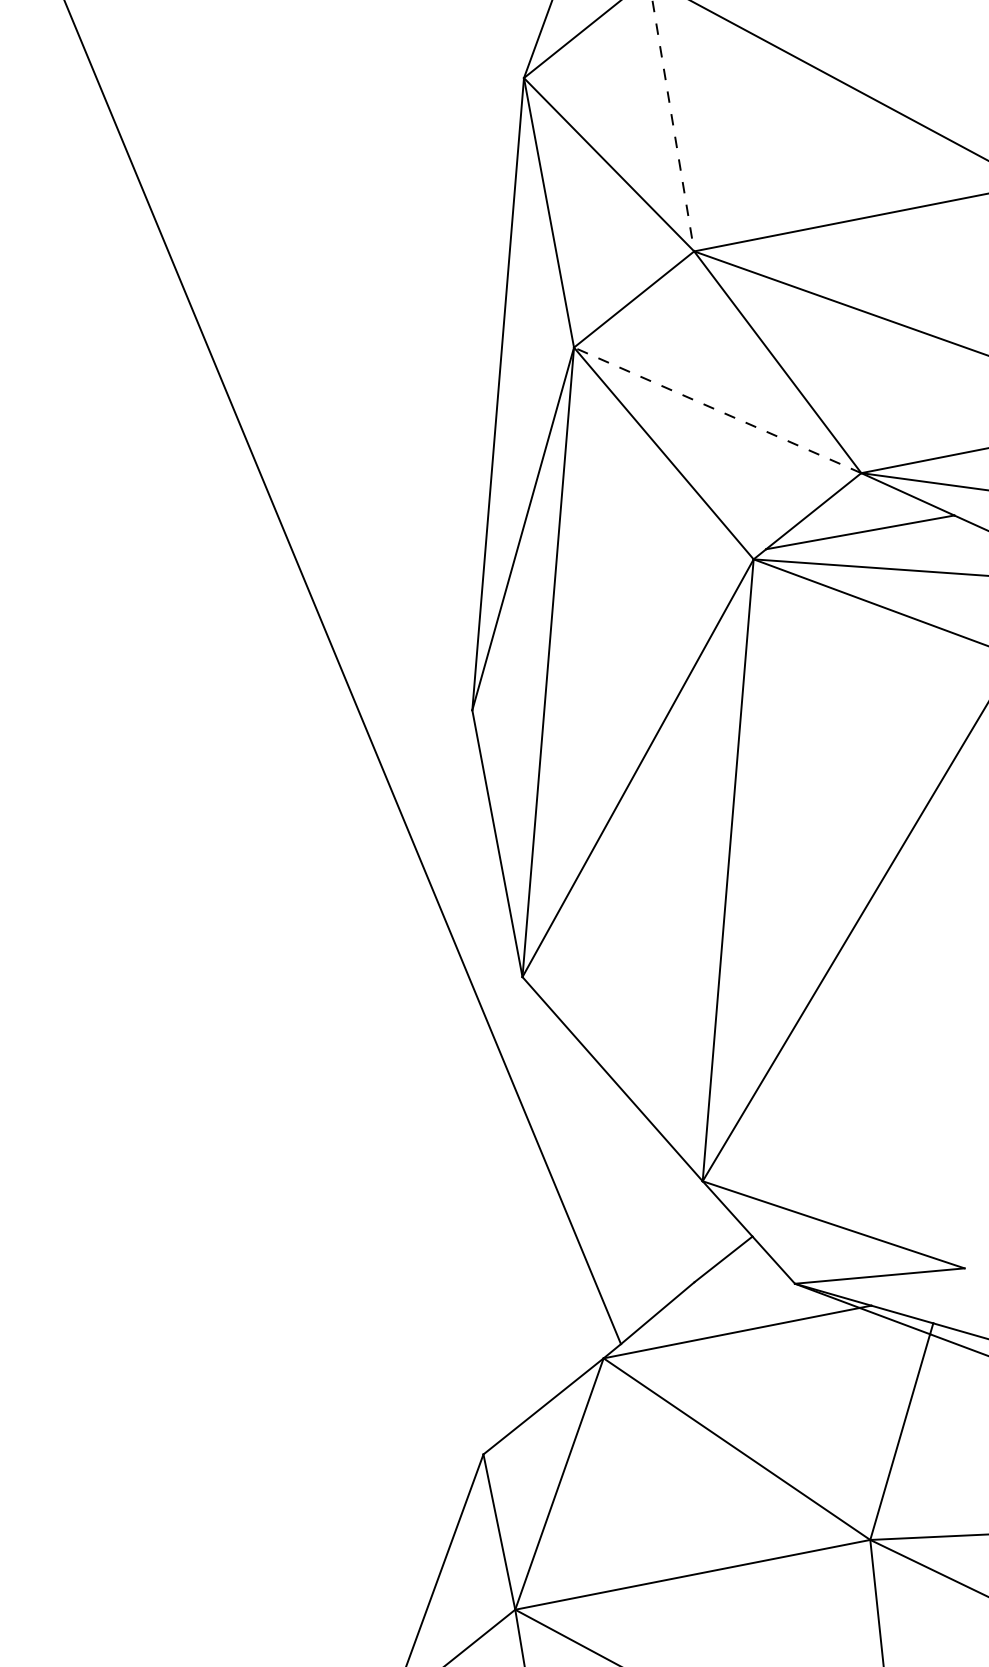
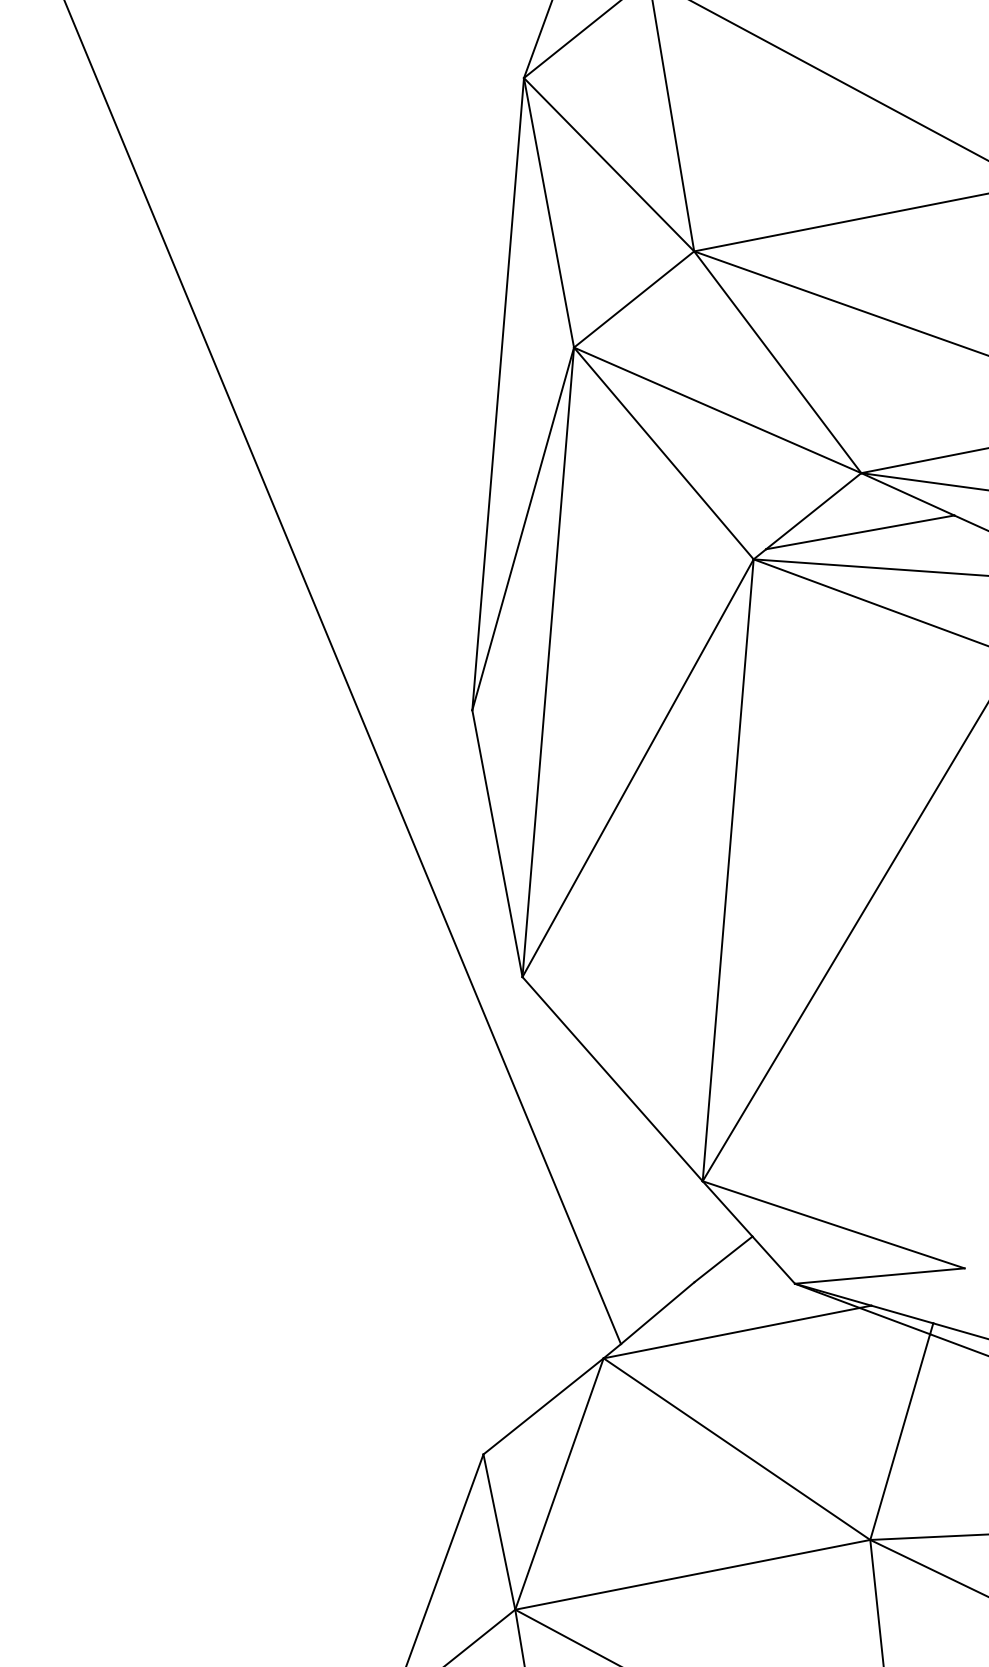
line: dashed -> solid (673, 126)
line: dashed -> solid (717, 410)
